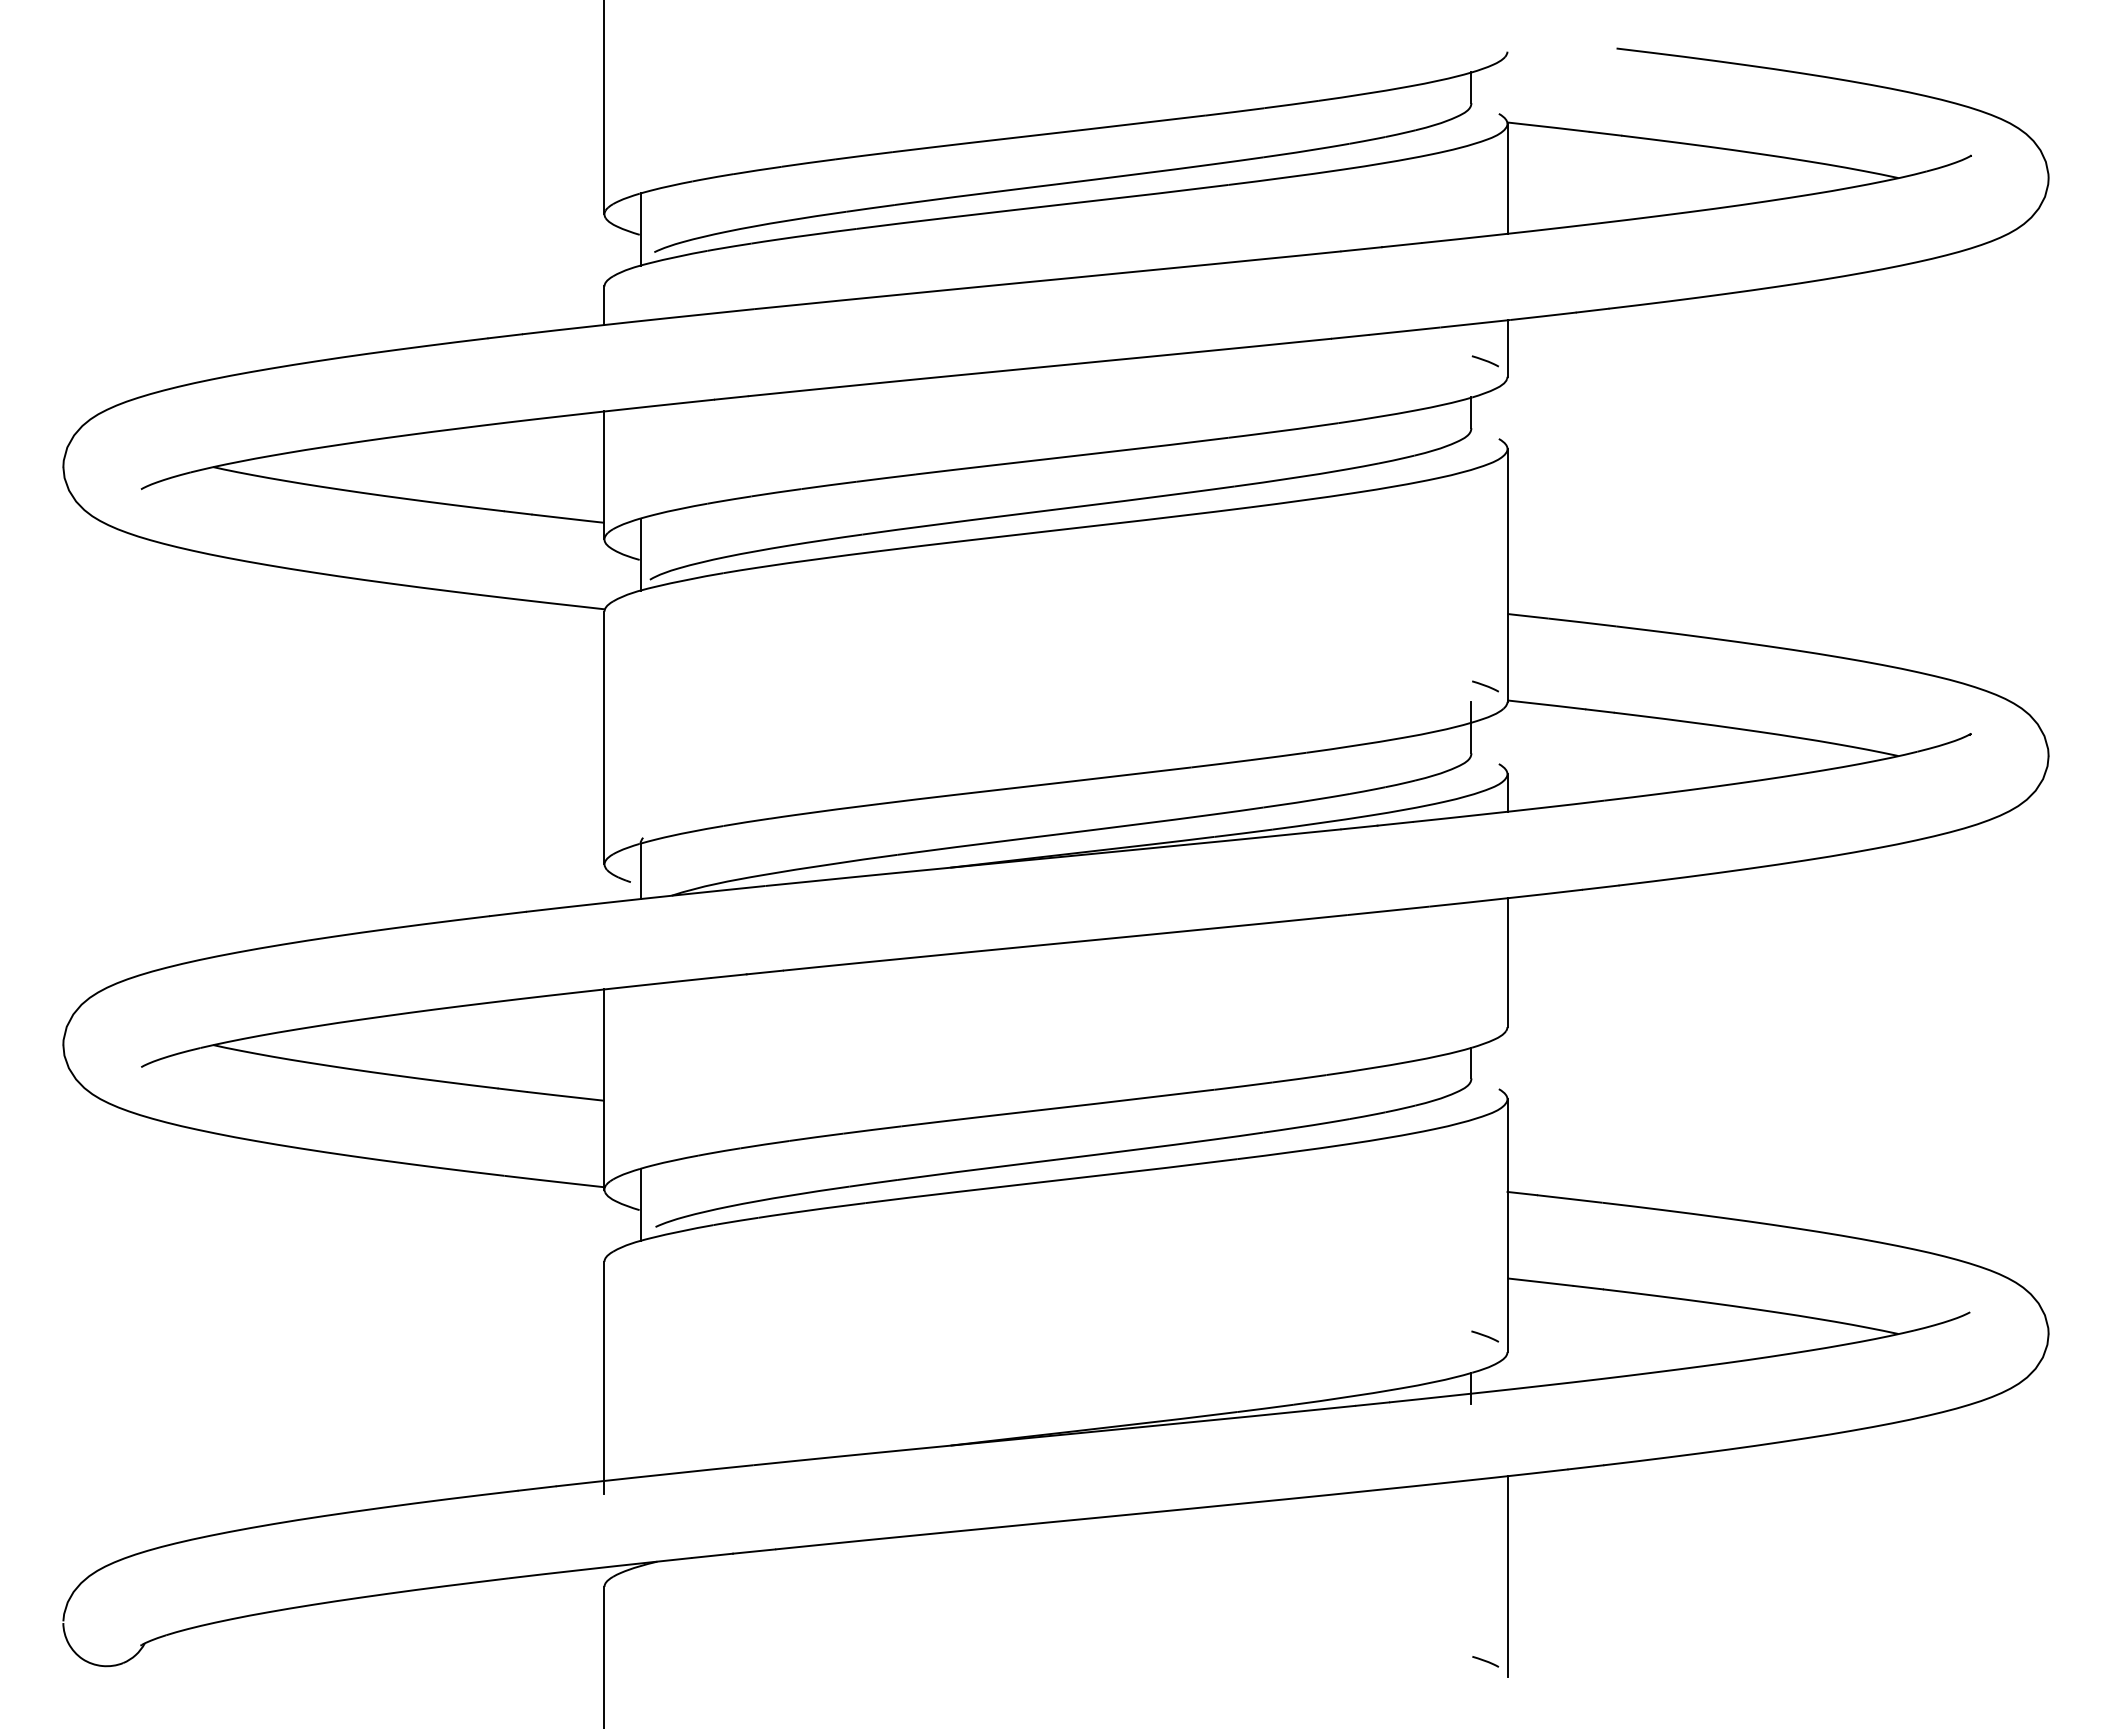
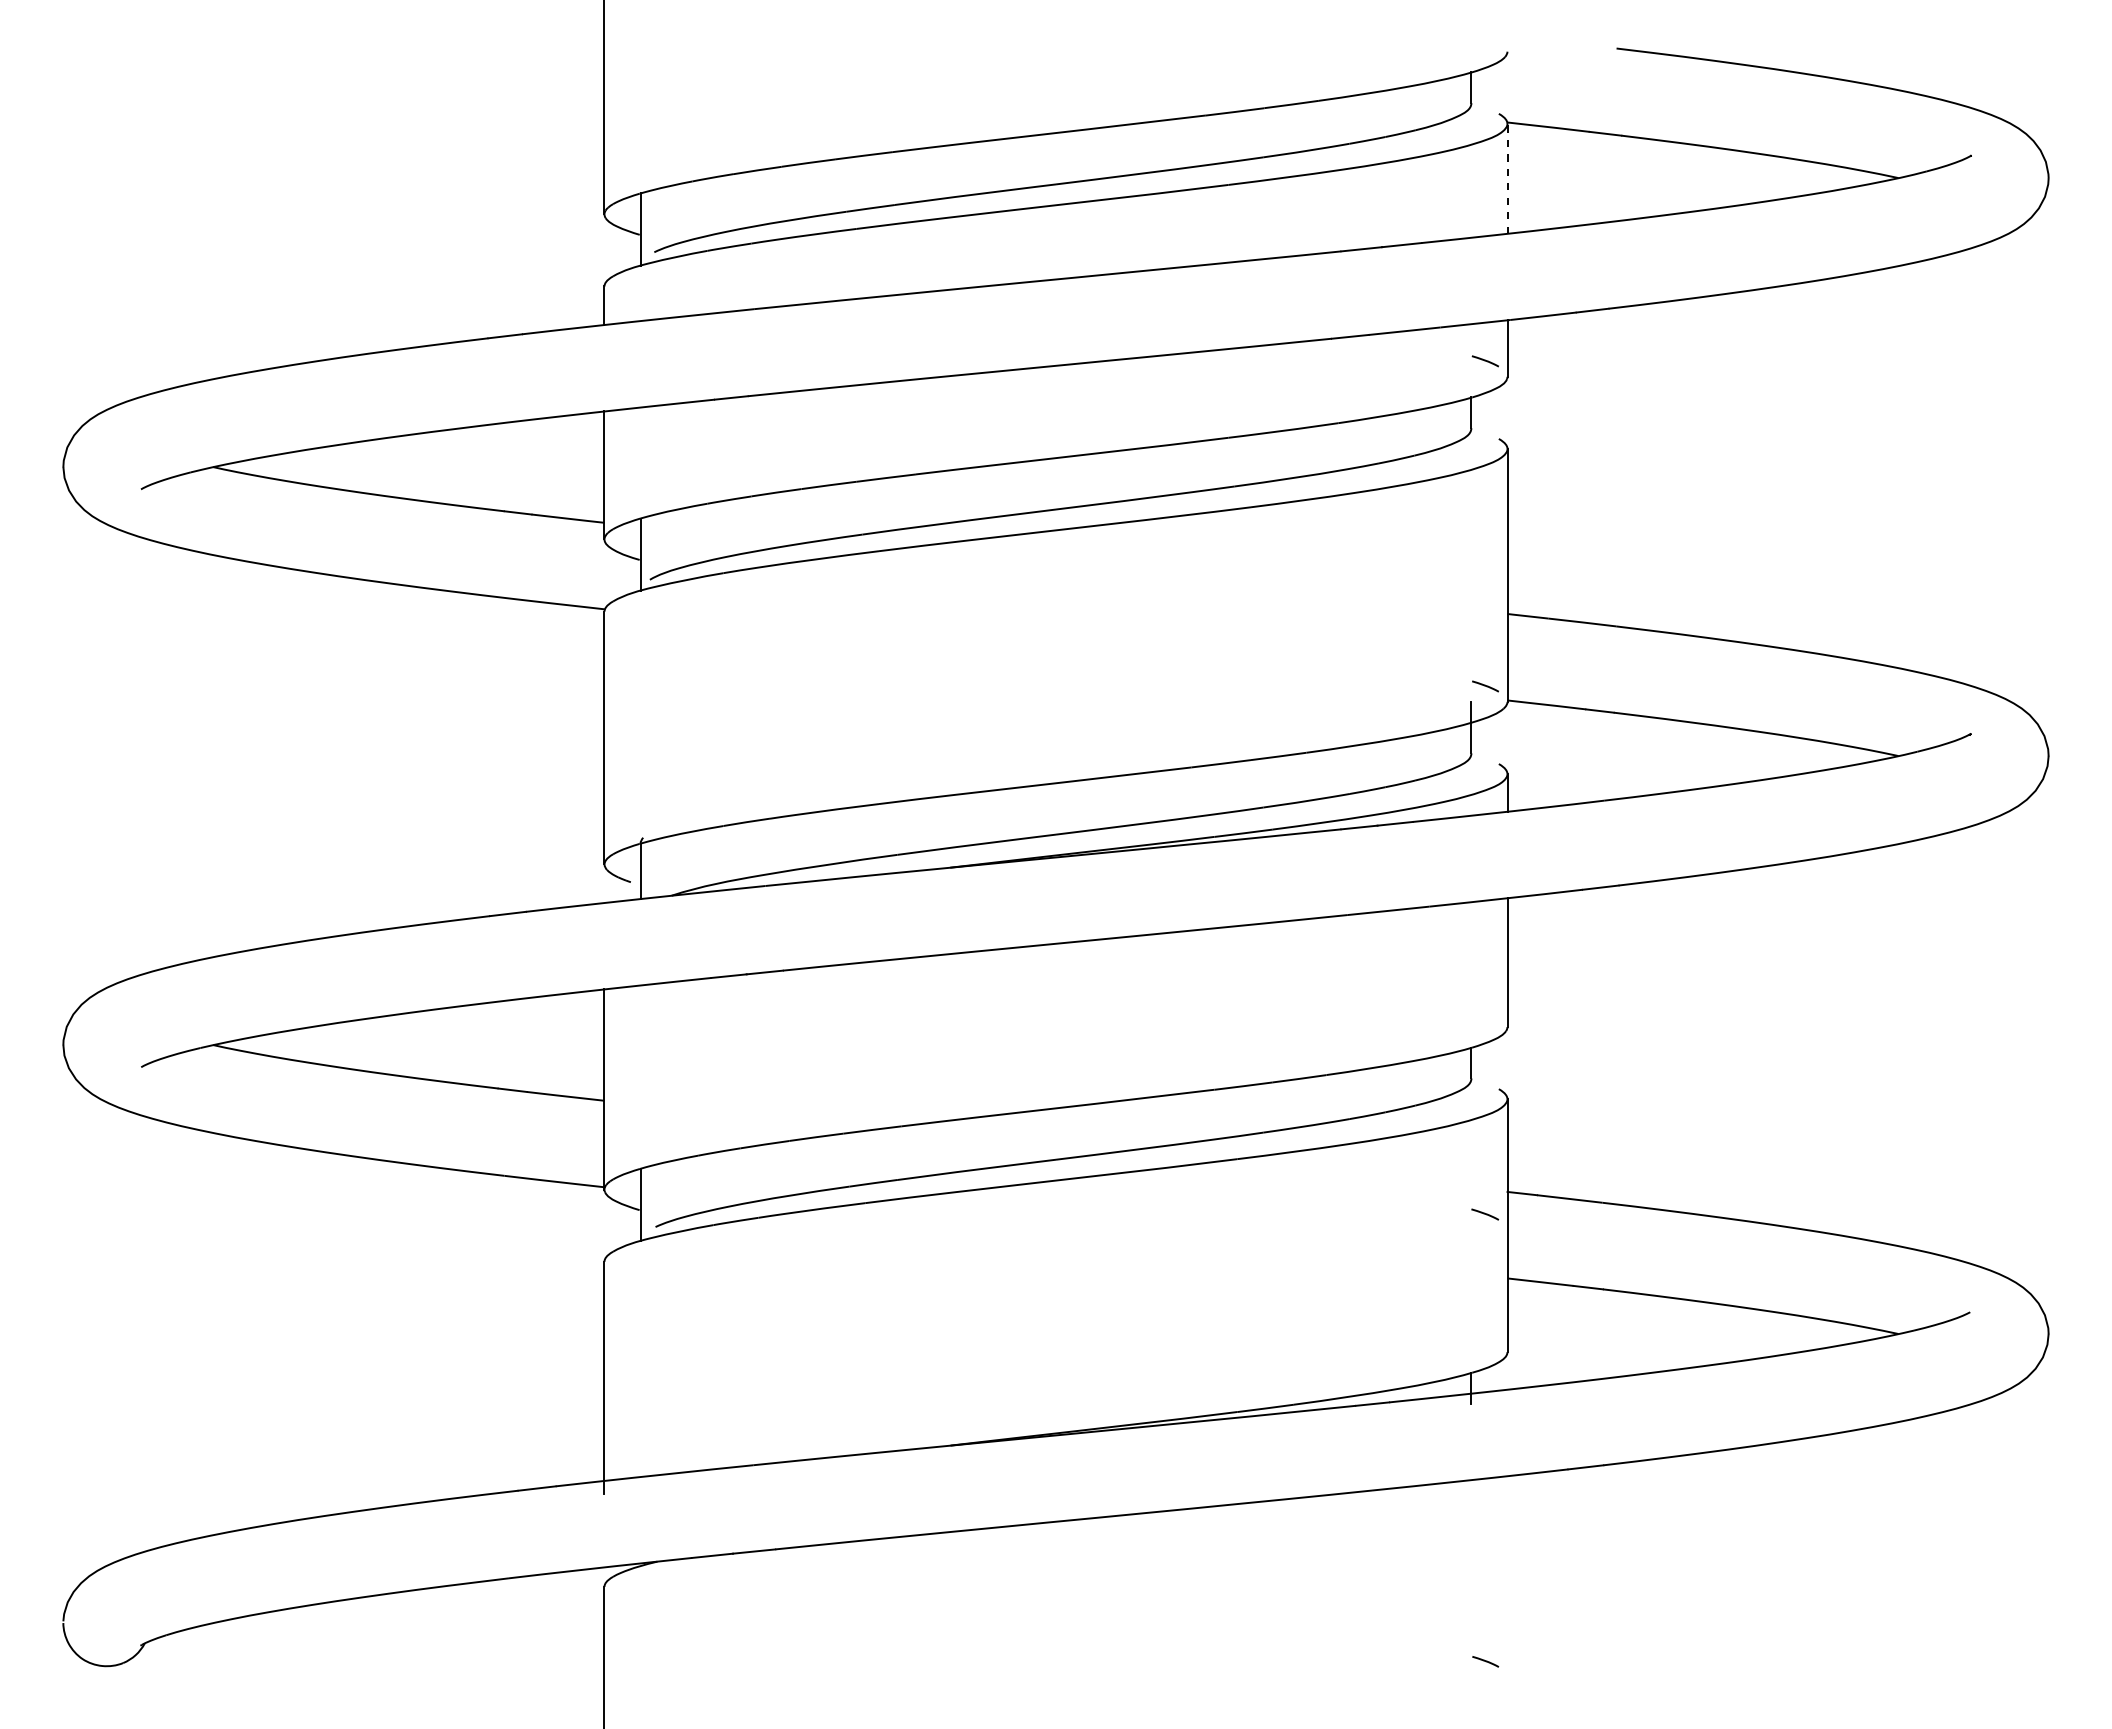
line: solid -> dashed (1507, 178)
line position: (1485, 1336) -> (1485, 1214) (1485, 1214)
line: present -> none (1507, 1576)
